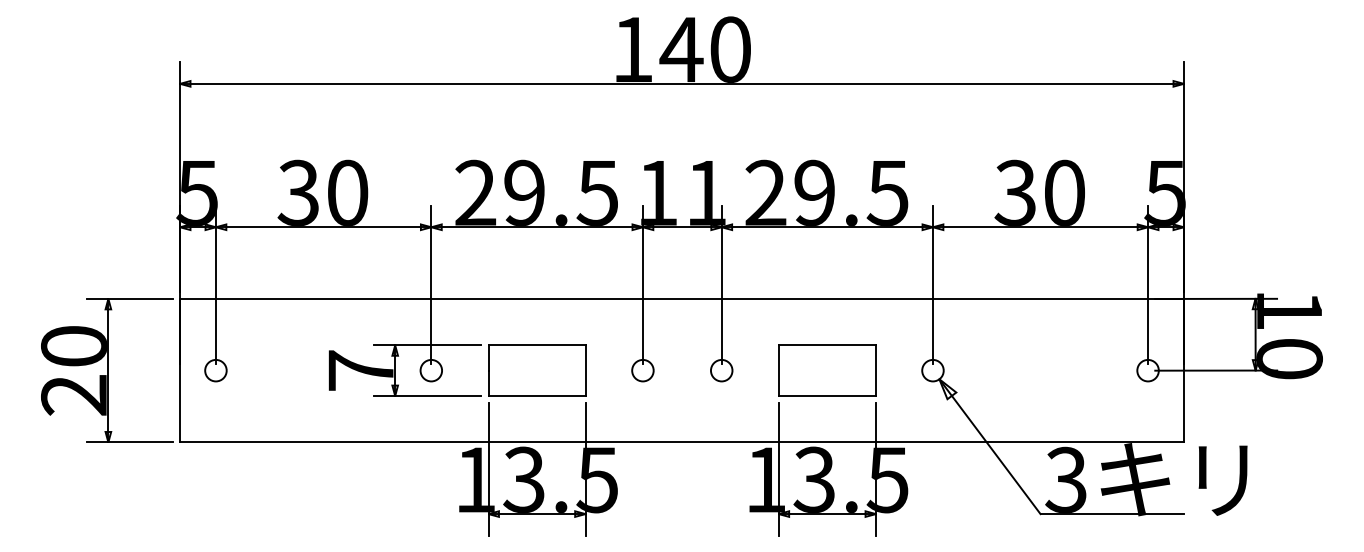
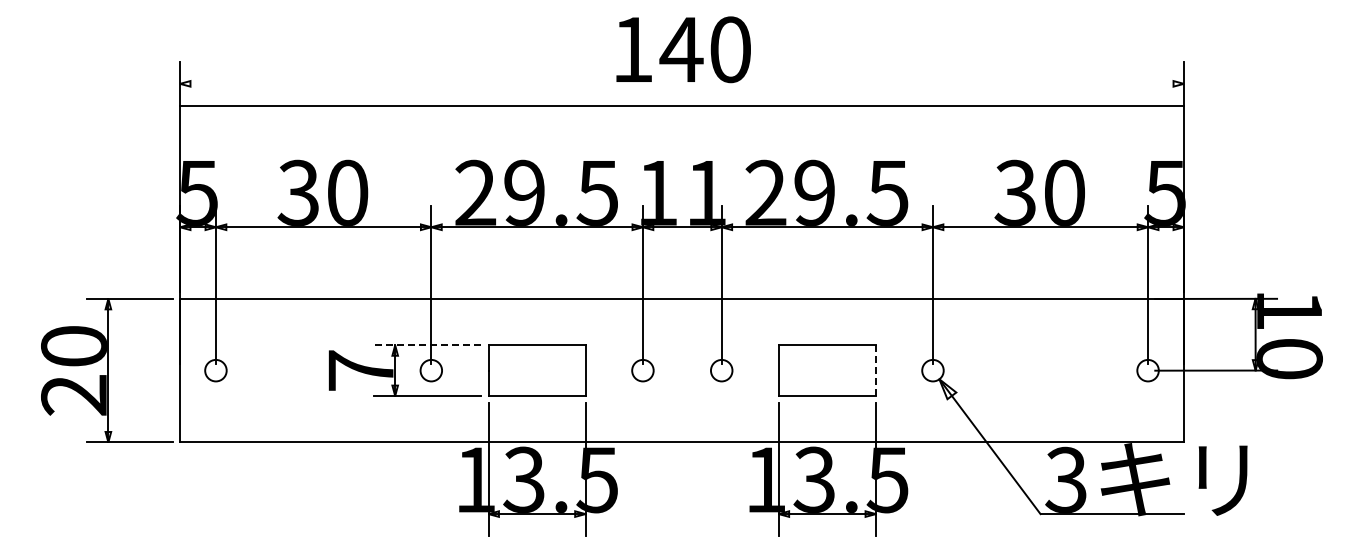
line position: (681, 83) -> (681, 105) (681, 105)
line: solid -> dashed (427, 345)
line: solid -> dashed (875, 370)
